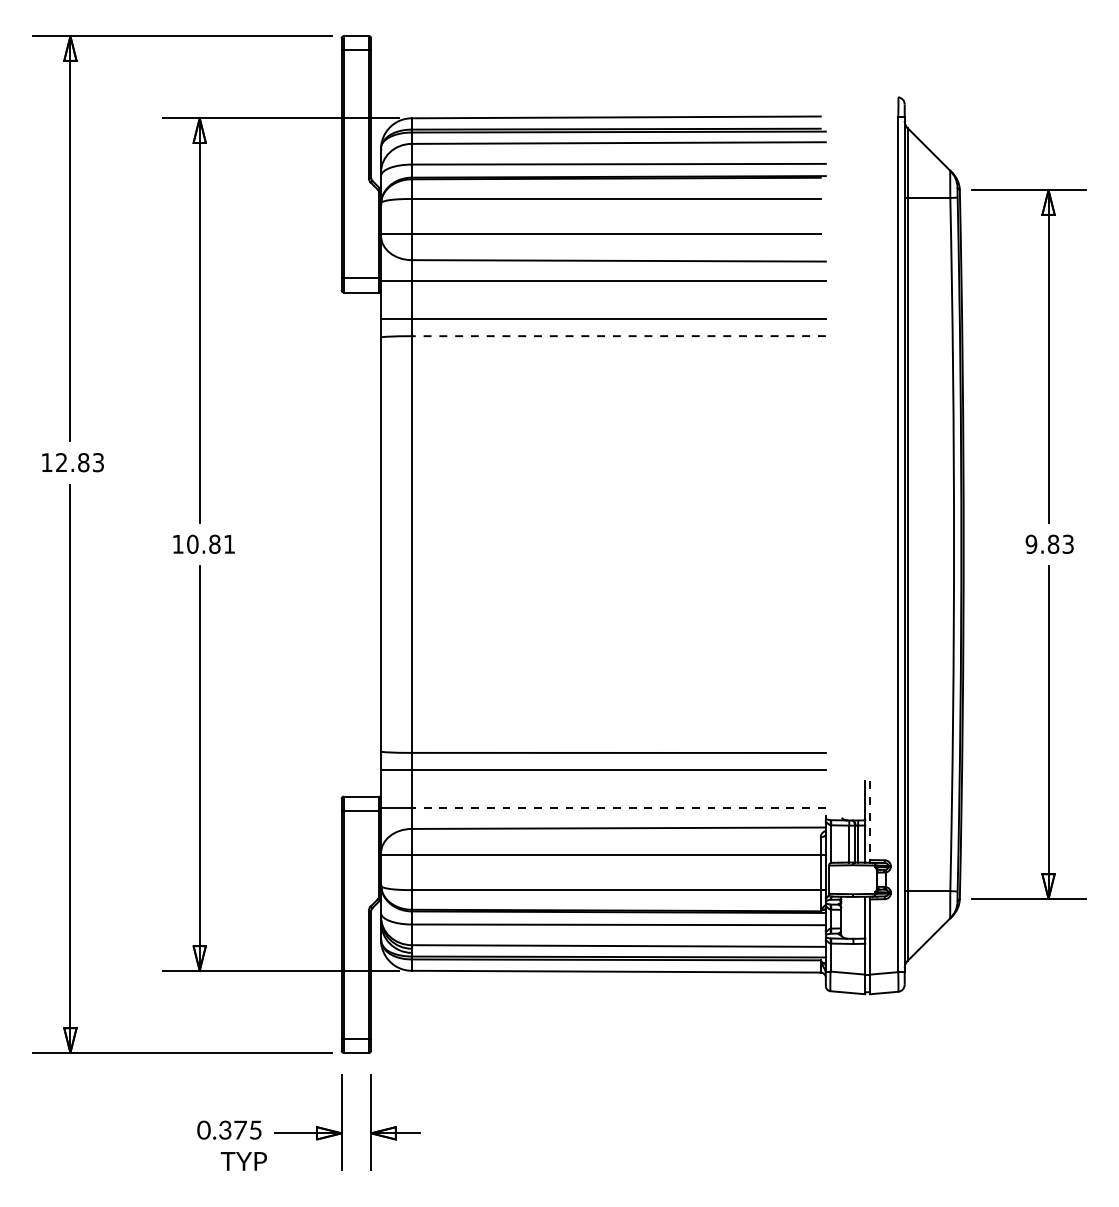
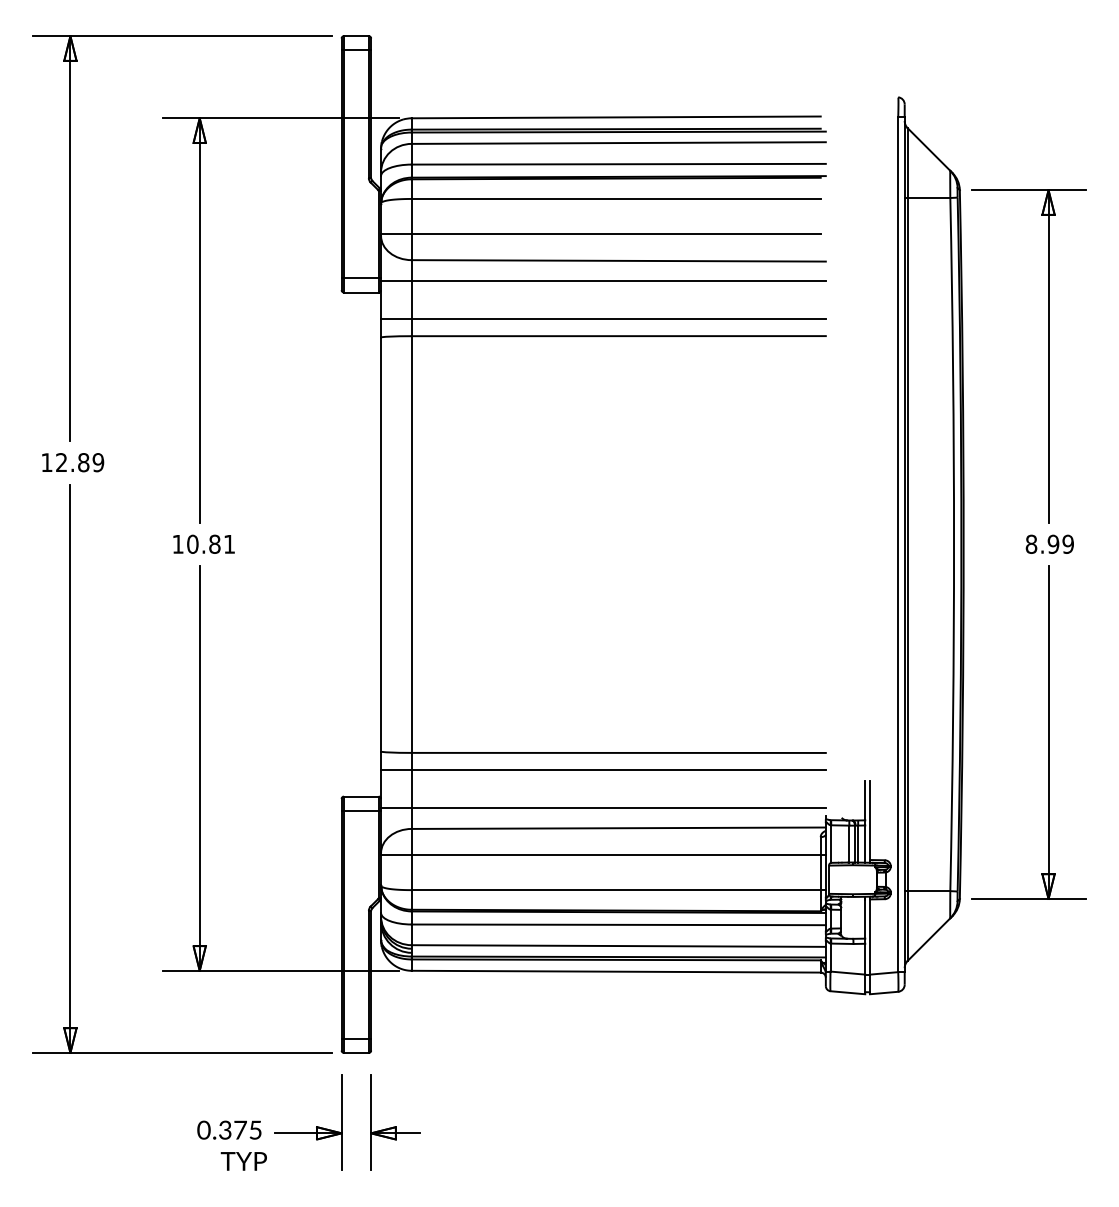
line: dashed -> solid (618, 336)
text: 12.83 -> 12.89 (98, 462)
text: 9.83 -> 8.99 (1049, 543)
line: dashed -> solid (618, 807)
line: dashed -> solid (870, 821)
